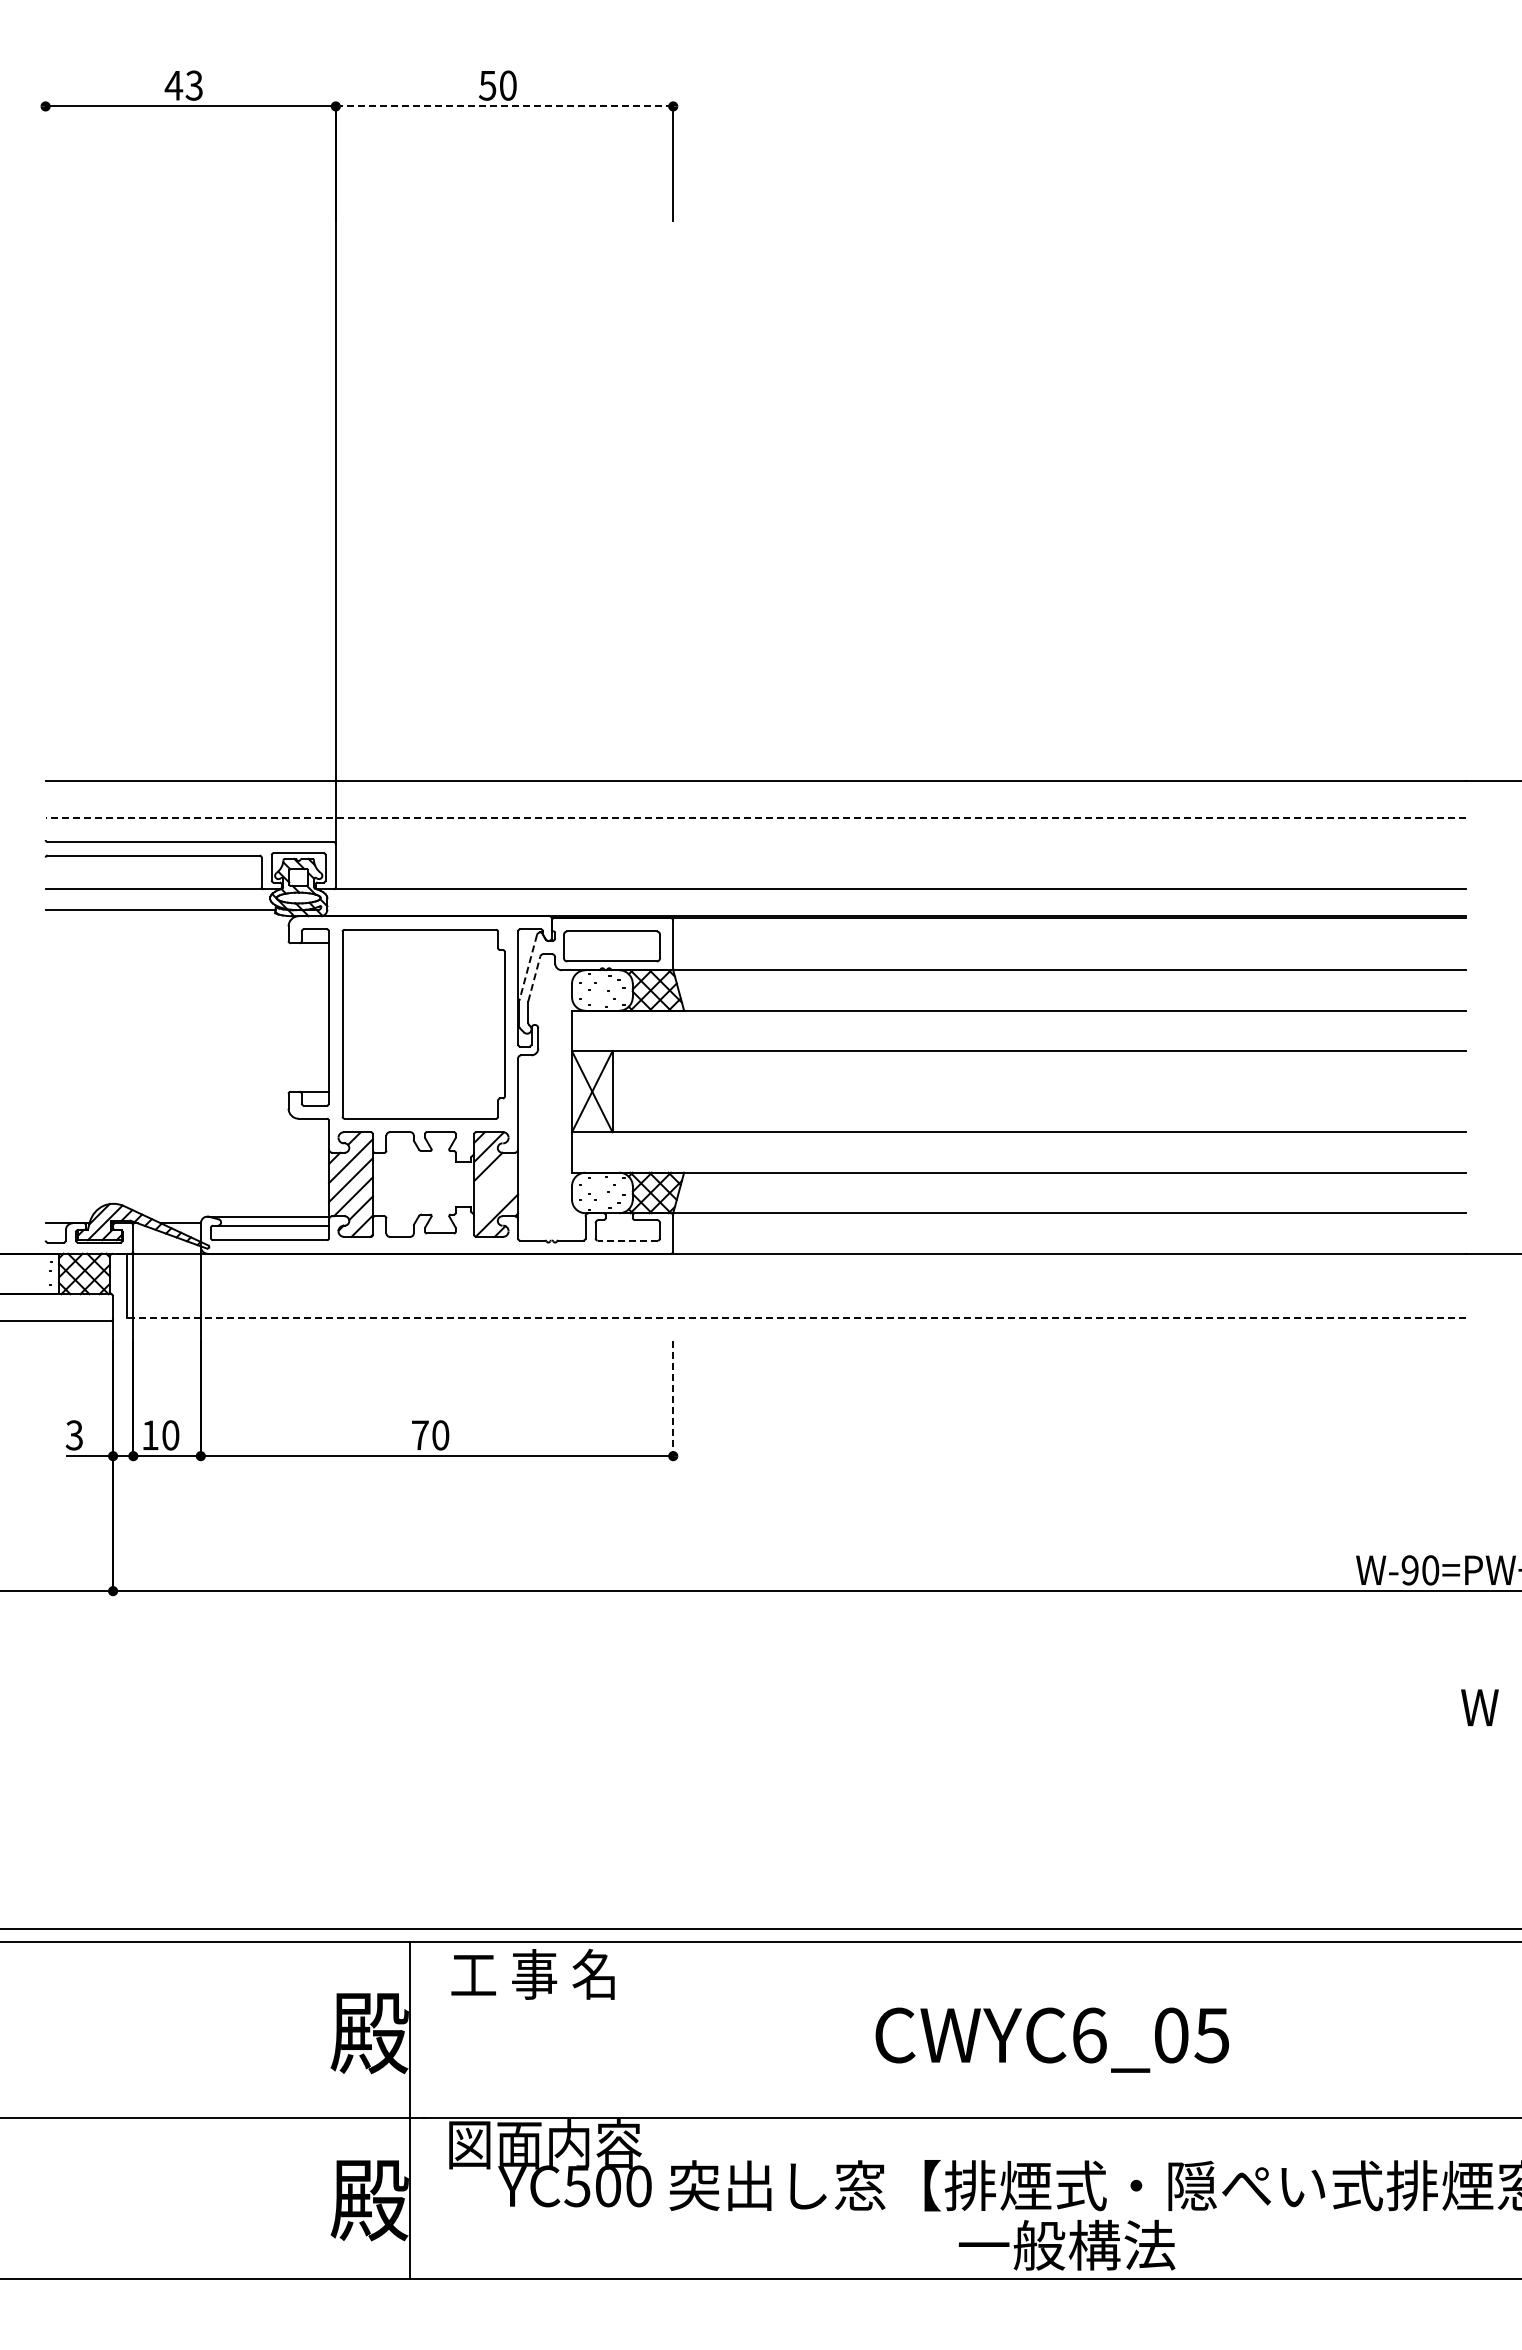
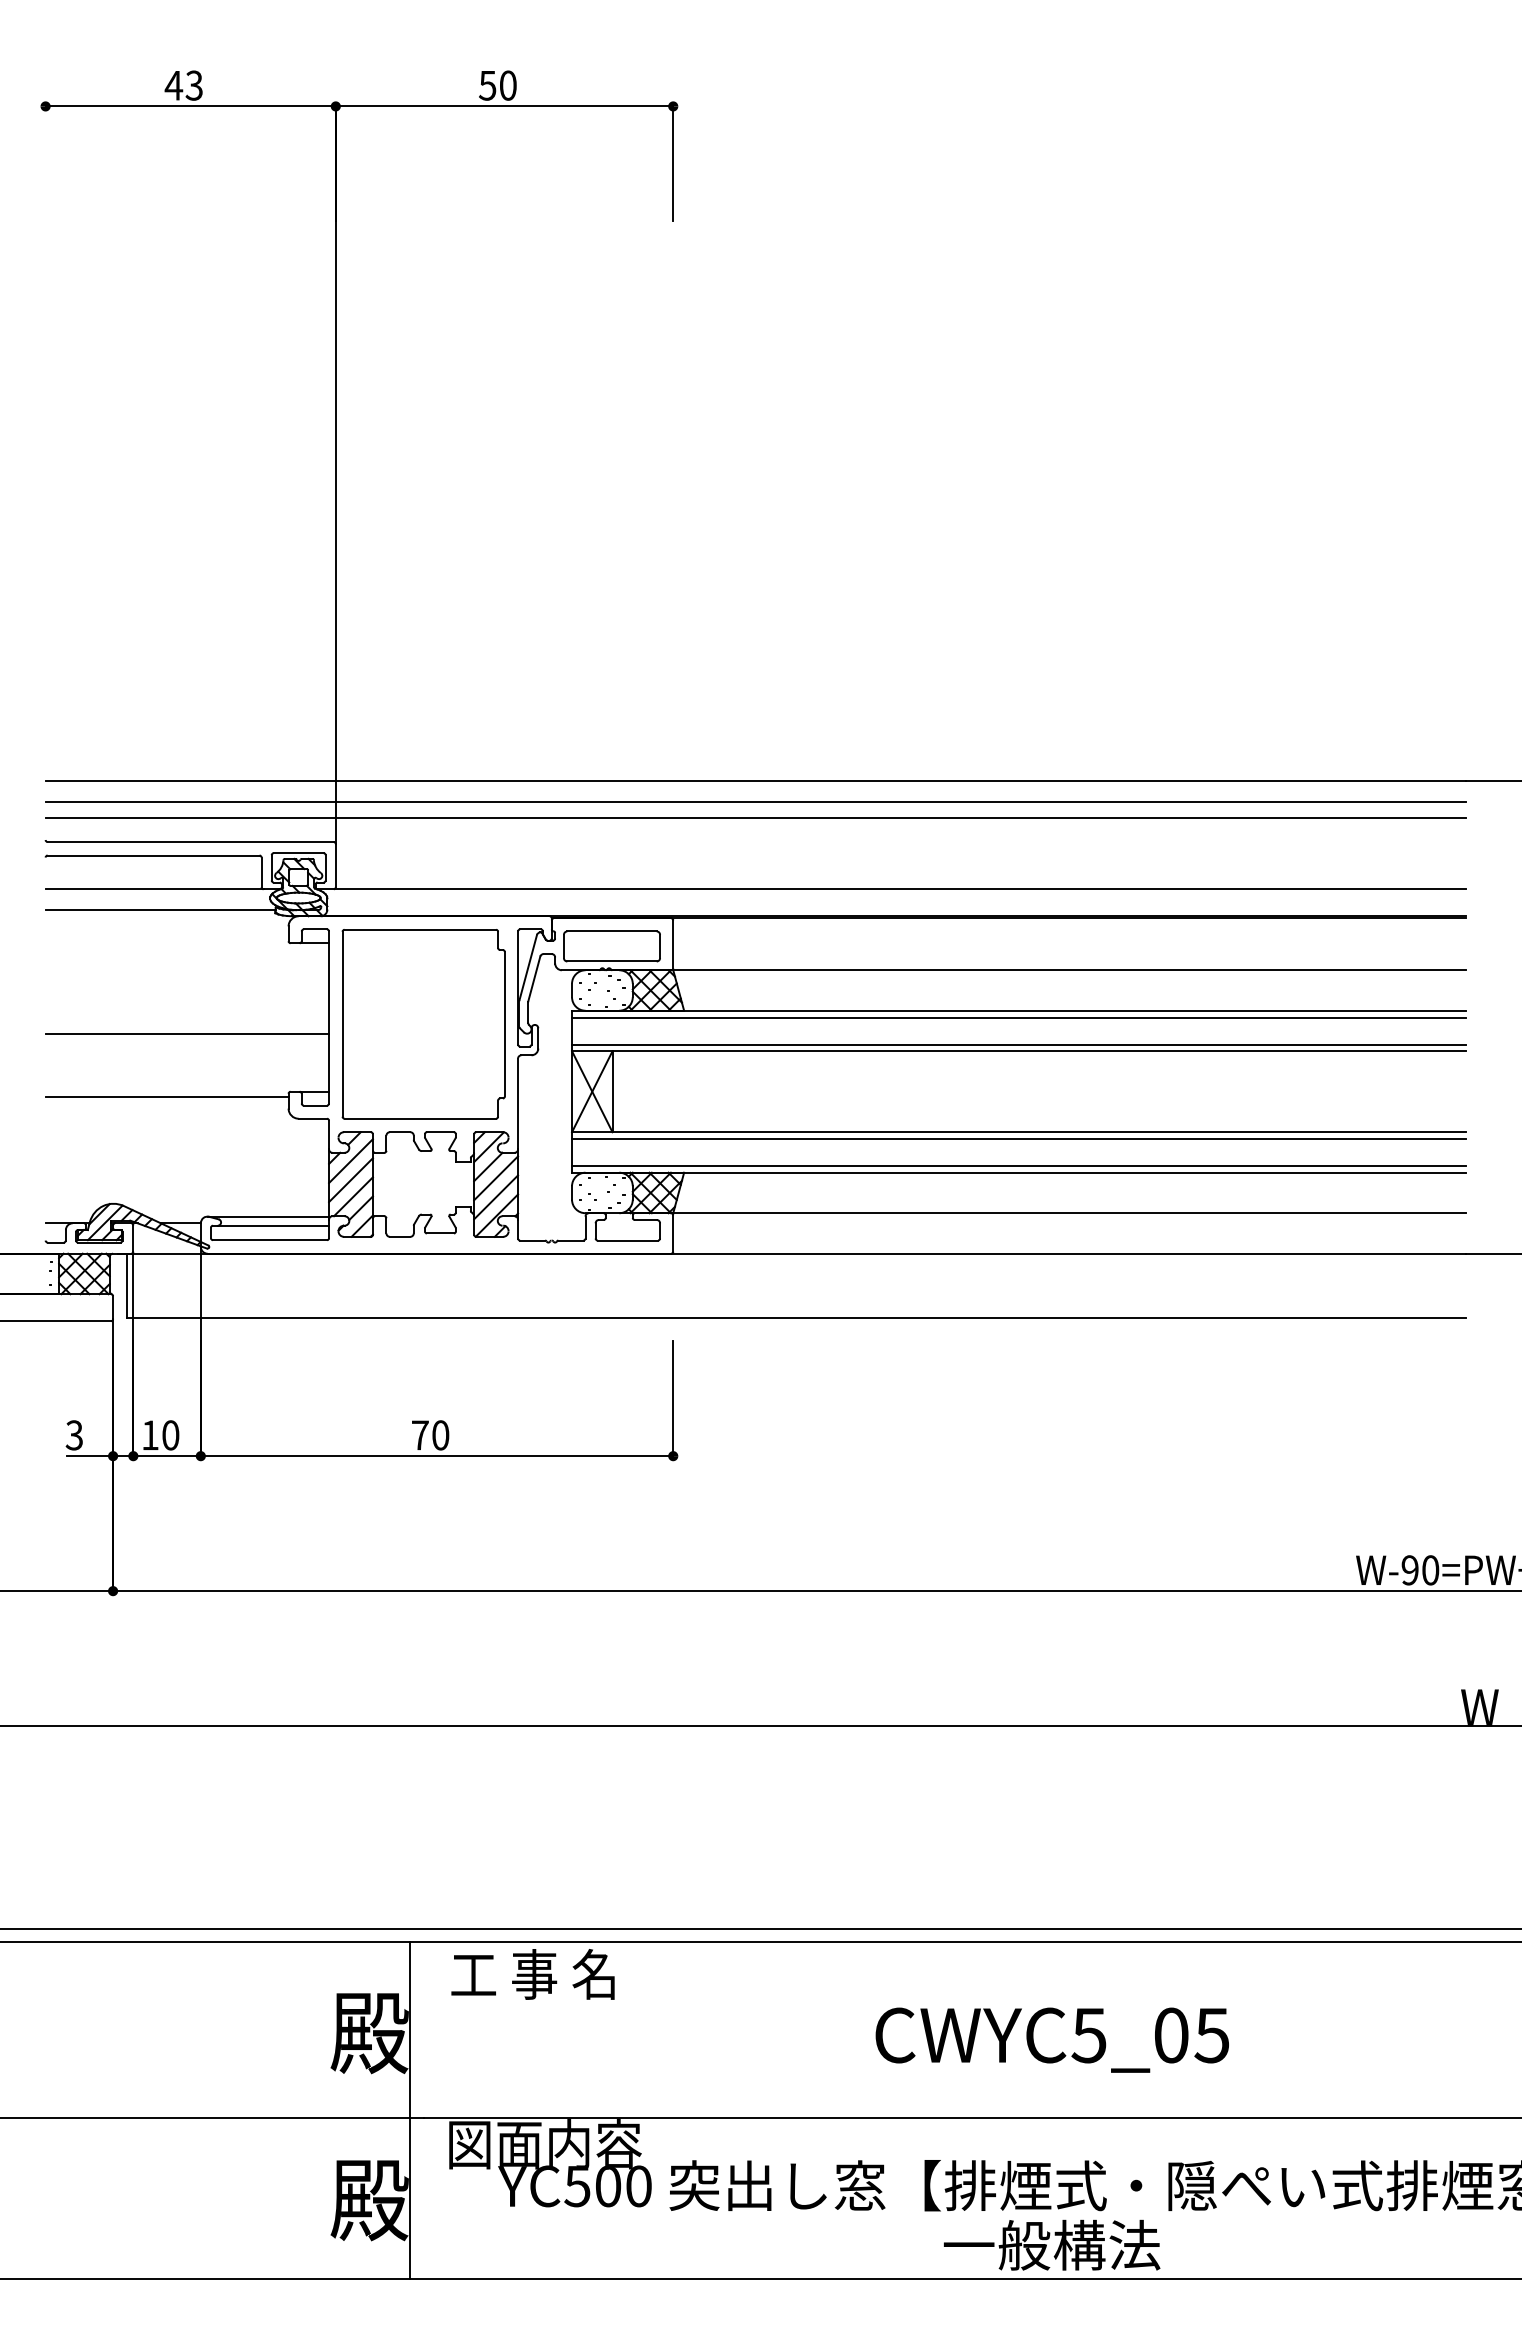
line: dashed -> solid (504, 106)
line: none -> present (755, 801)
line: dashed -> solid (755, 818)
line: dashed -> solid (528, 967)
line: dashed -> solid (534, 978)
line: none -> present (1018, 1017)
line: none -> present (187, 1034)
line: none -> present (1019, 1044)
line: none -> present (166, 1096)
line: none -> present (1019, 1138)
line: none -> present (1019, 1165)
line: none -> present (496, 1178)
line: none -> present (496, 1197)
line: dashed -> solid (627, 1240)
line: dashed -> solid (796, 1317)
line: dashed -> solid (673, 1400)
line: none -> present (760, 1726)
text: CWYC6_05 -> CWYC5_05 (1088, 2035)
text position: (1067, 2244) -> (1052, 2244) (1052, 2244)
